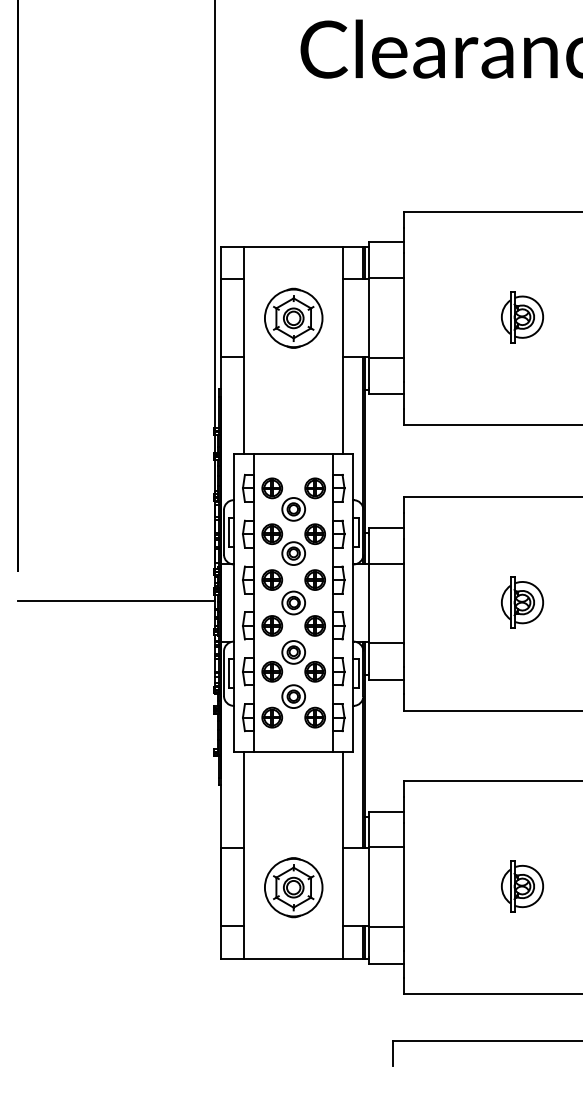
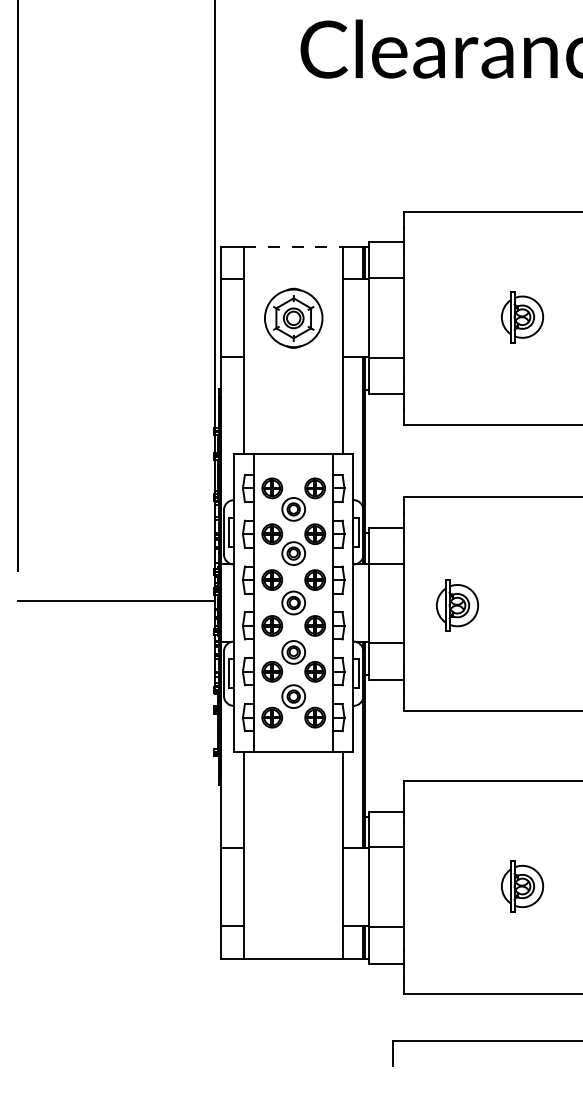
line: solid -> dashed (294, 247)
part position: (522, 602) -> (457, 605) (457, 605)
part: present -> none (293, 887)
